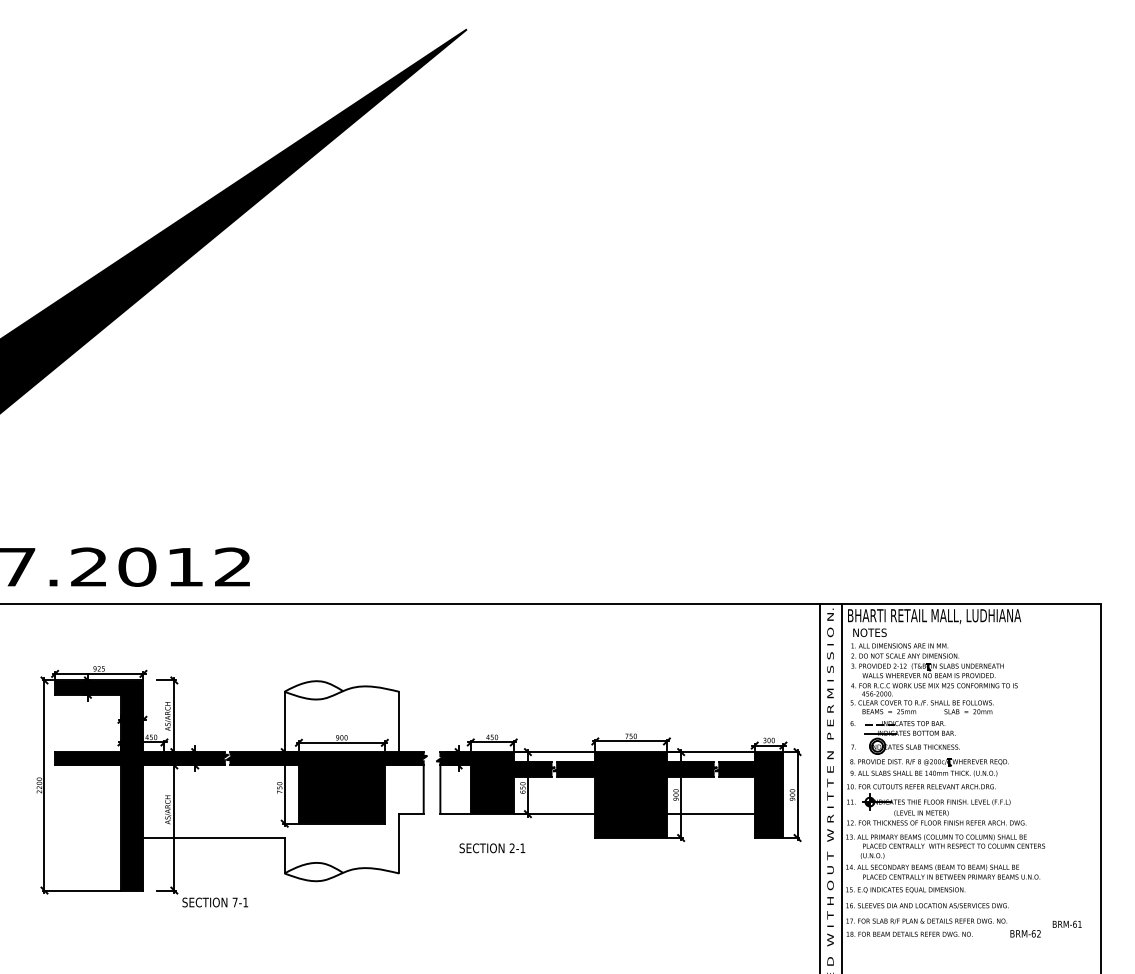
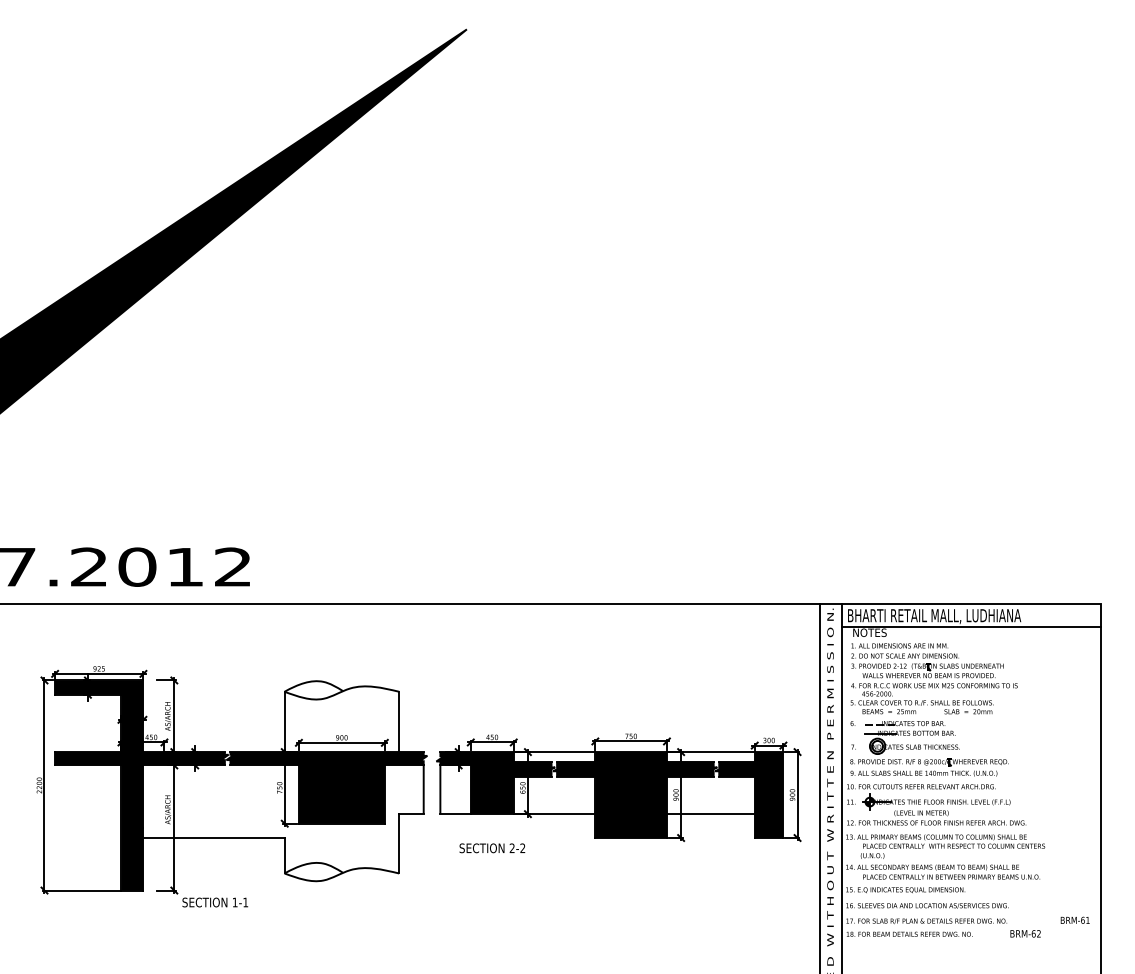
line: none -> present (971, 627)
text: 2-1 -> 2-2 (522, 847)
text: 7-1 -> 1-1 (234, 902)
text position: (1066, 923) -> (1074, 919) (1074, 919)
